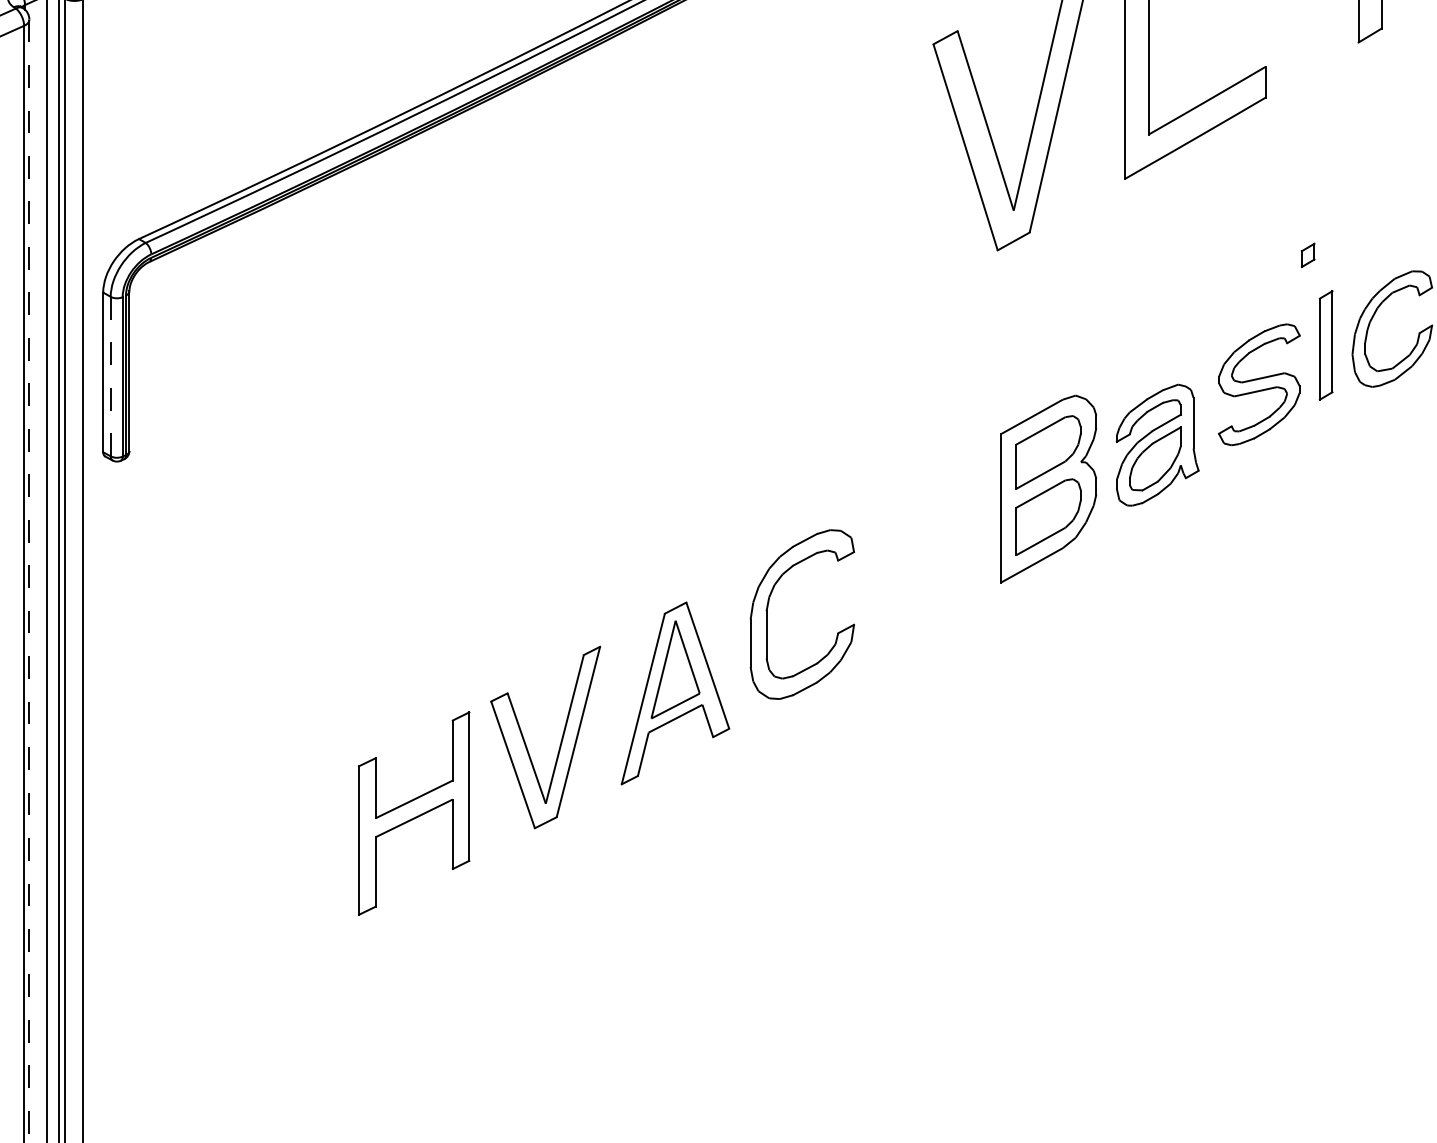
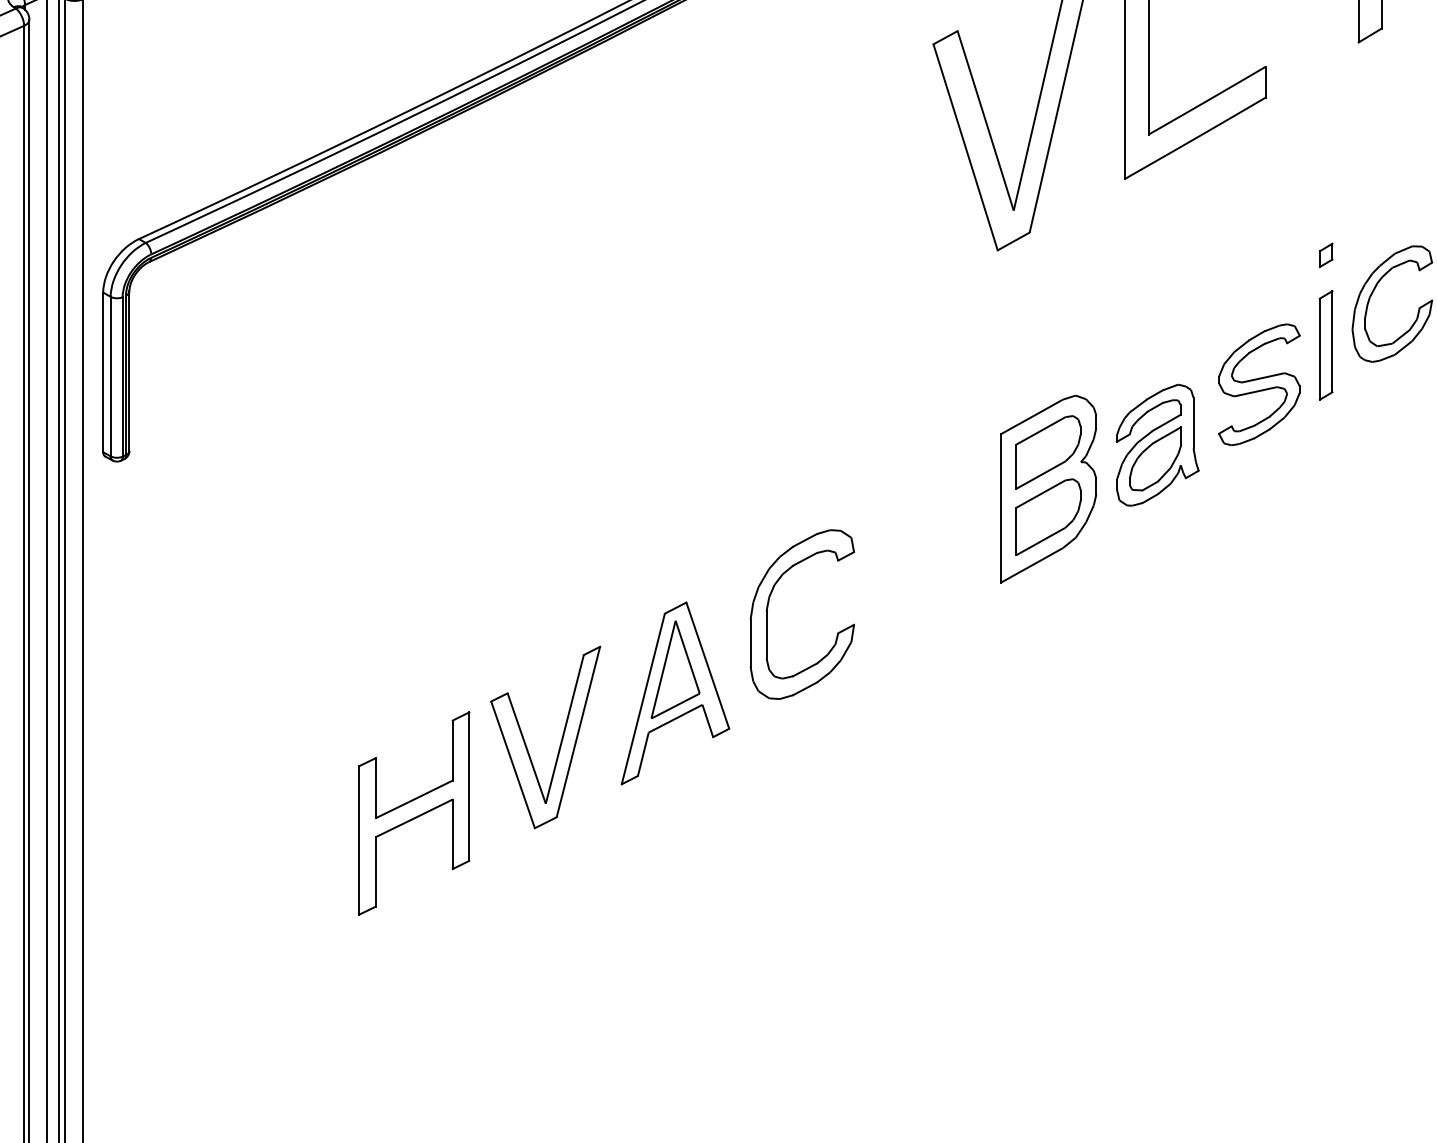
part position: (1307, 255) -> (1325, 255) (1325, 255)
part position: (1372, 319) -> (1372, 294) (1372, 294)
line: dashed -> solid (110, 376)
line: dashed -> solid (29, 580)
